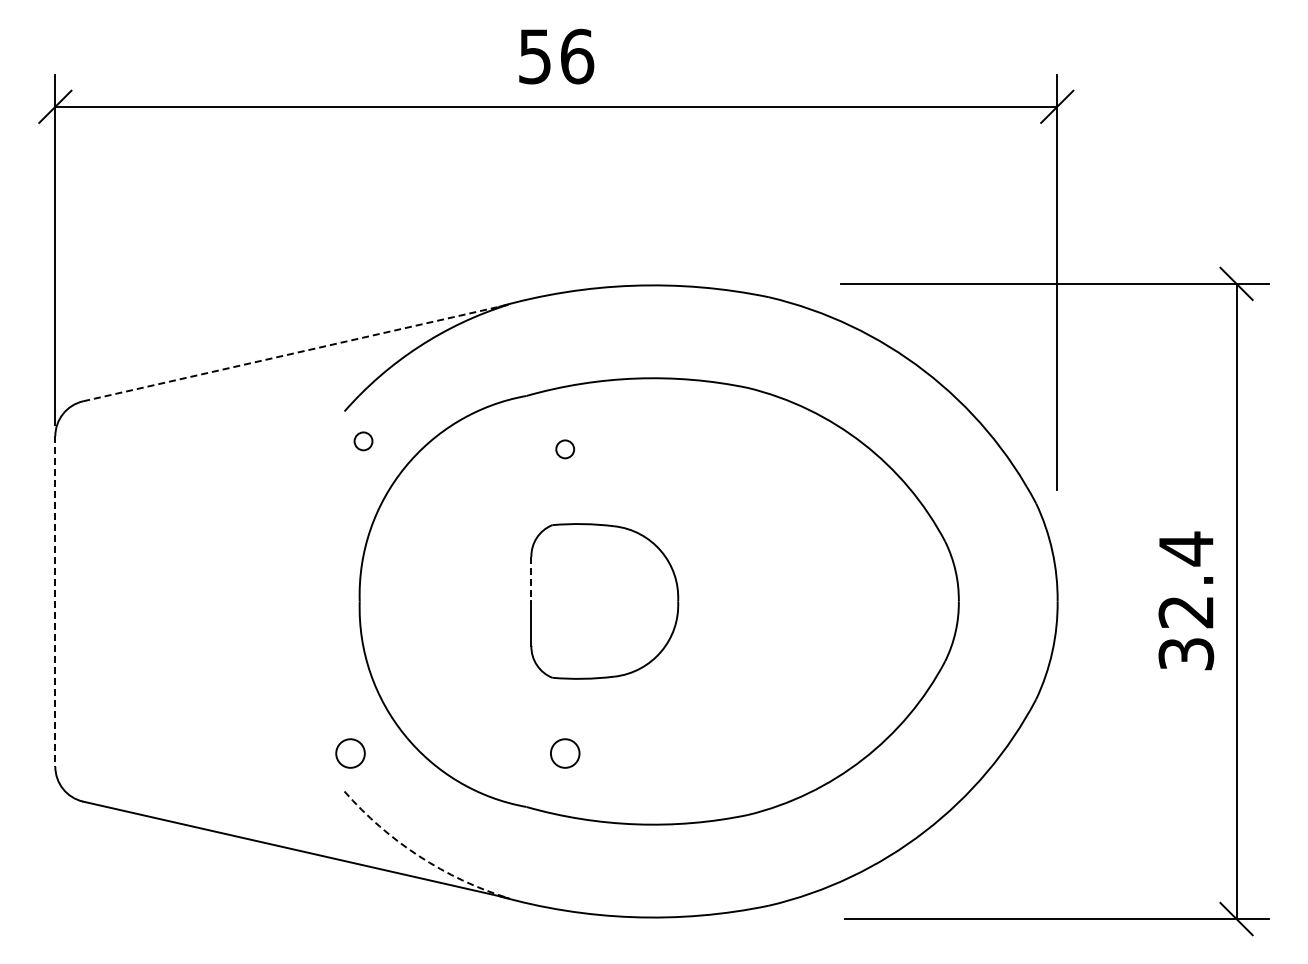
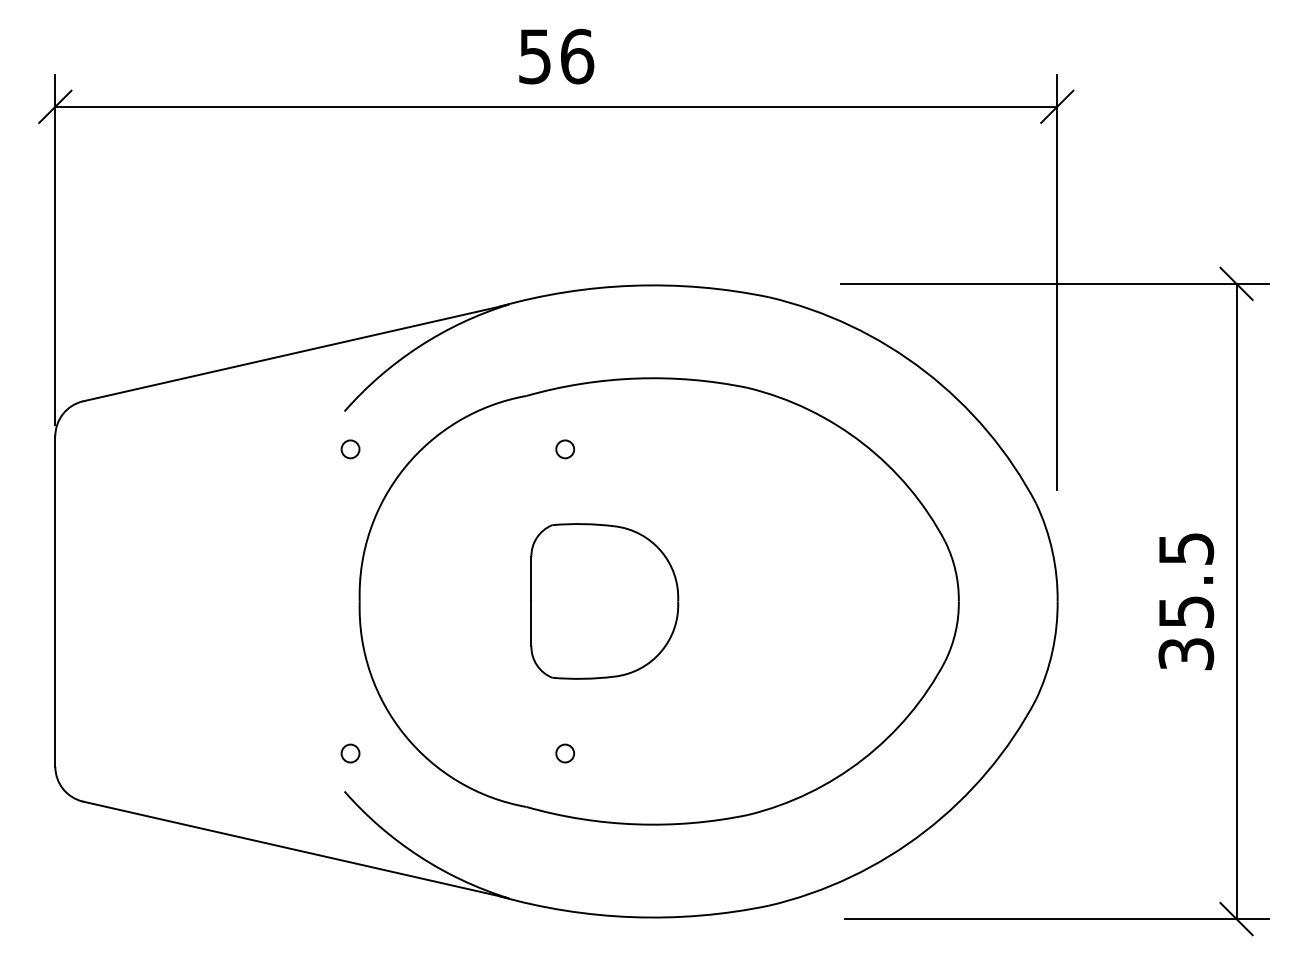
line: dashed -> solid (296, 352)
circle position: (363, 441) -> (350, 449) (350, 449)
line: dashed -> solid (531, 579)
text: 32.4 -> 35.5 (1186, 579)
line: dashed -> solid (55, 601)
circle diameter: 29 px -> 18 px (350, 753)
circle diameter: 29 px -> 18 px (565, 753)
arc: dashed -> solid (419, 856)
